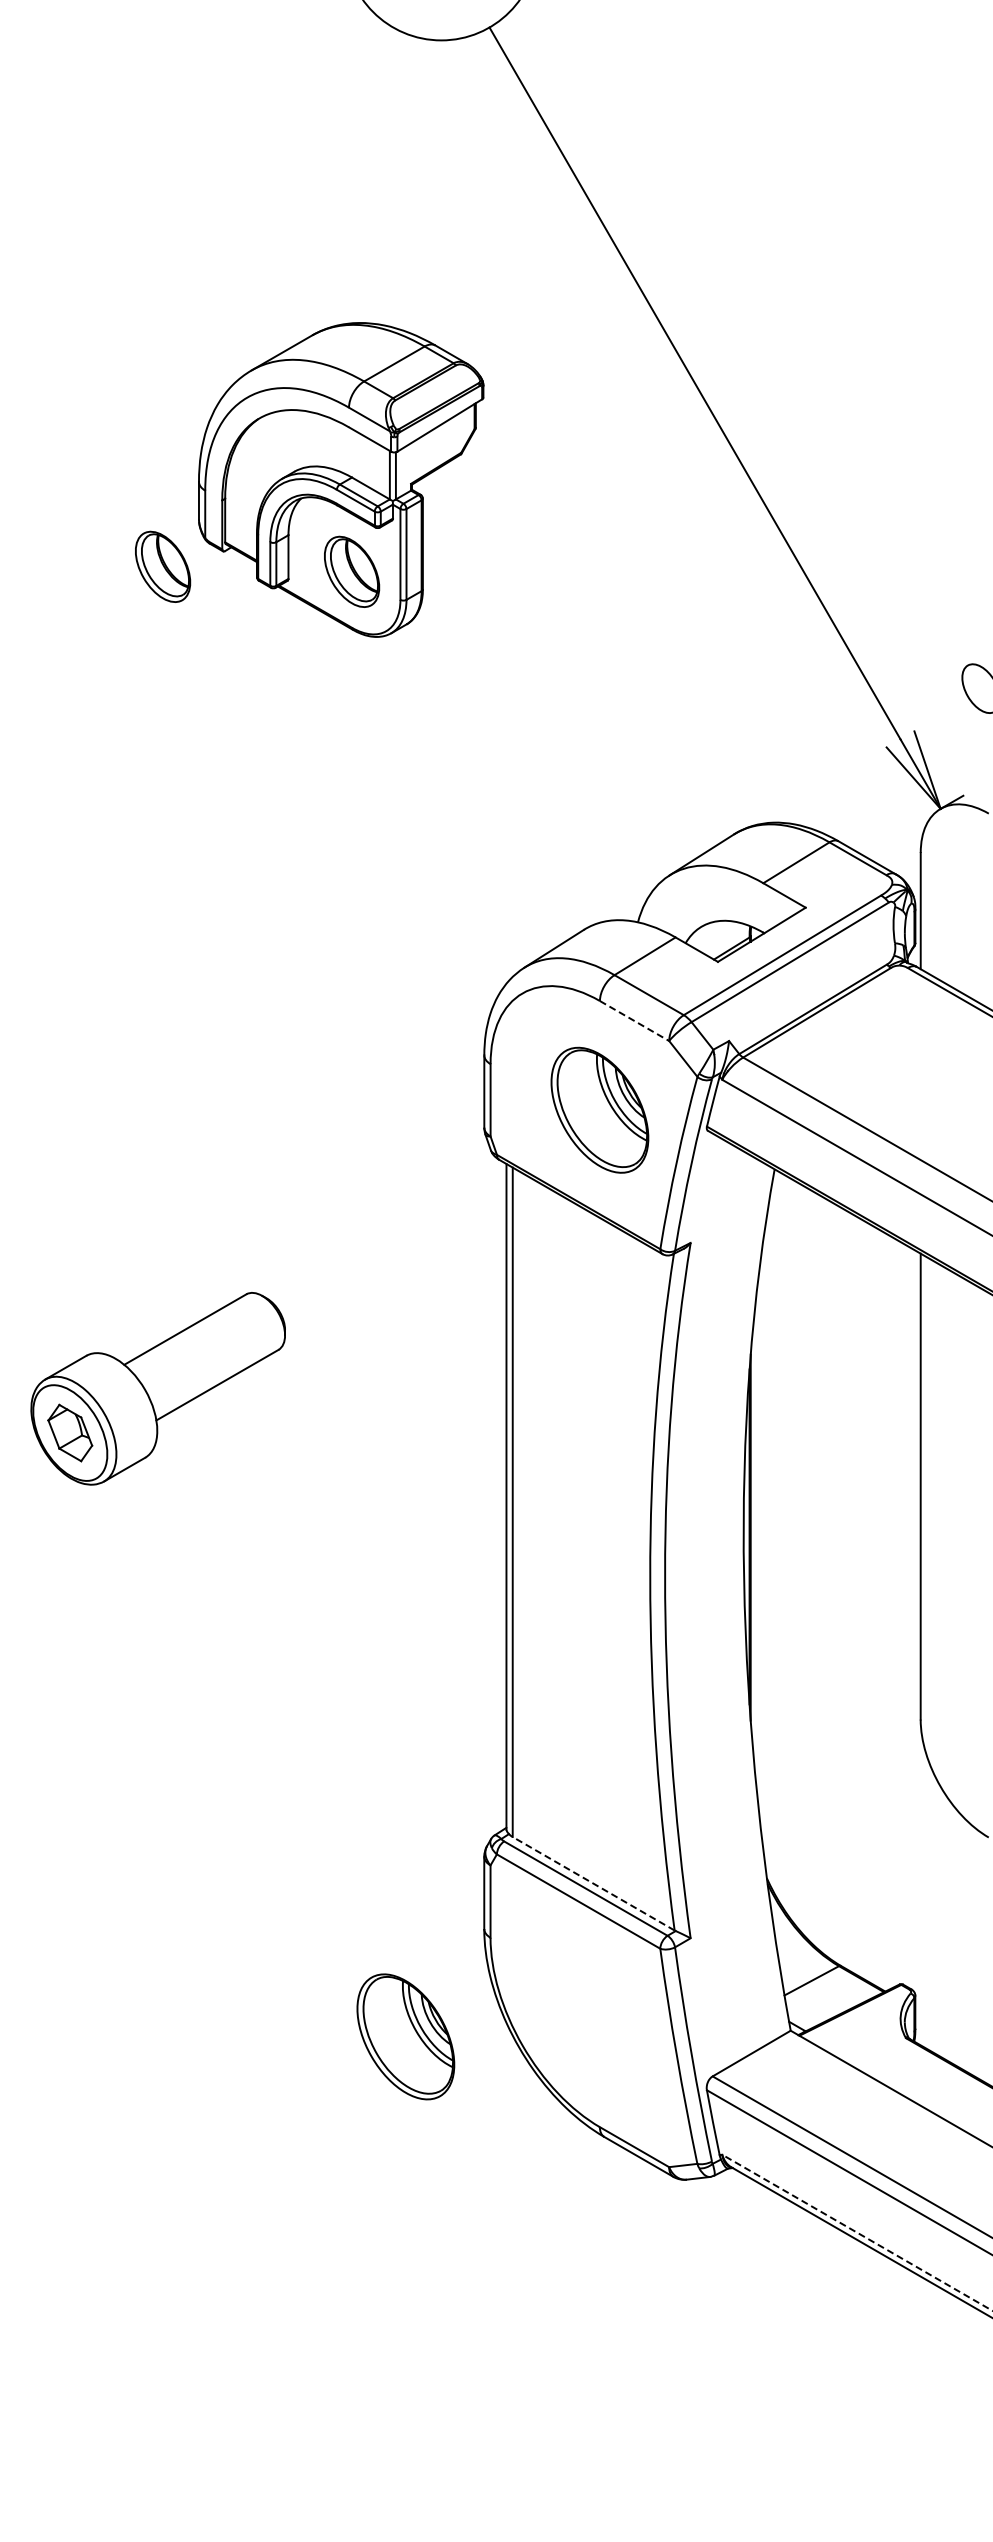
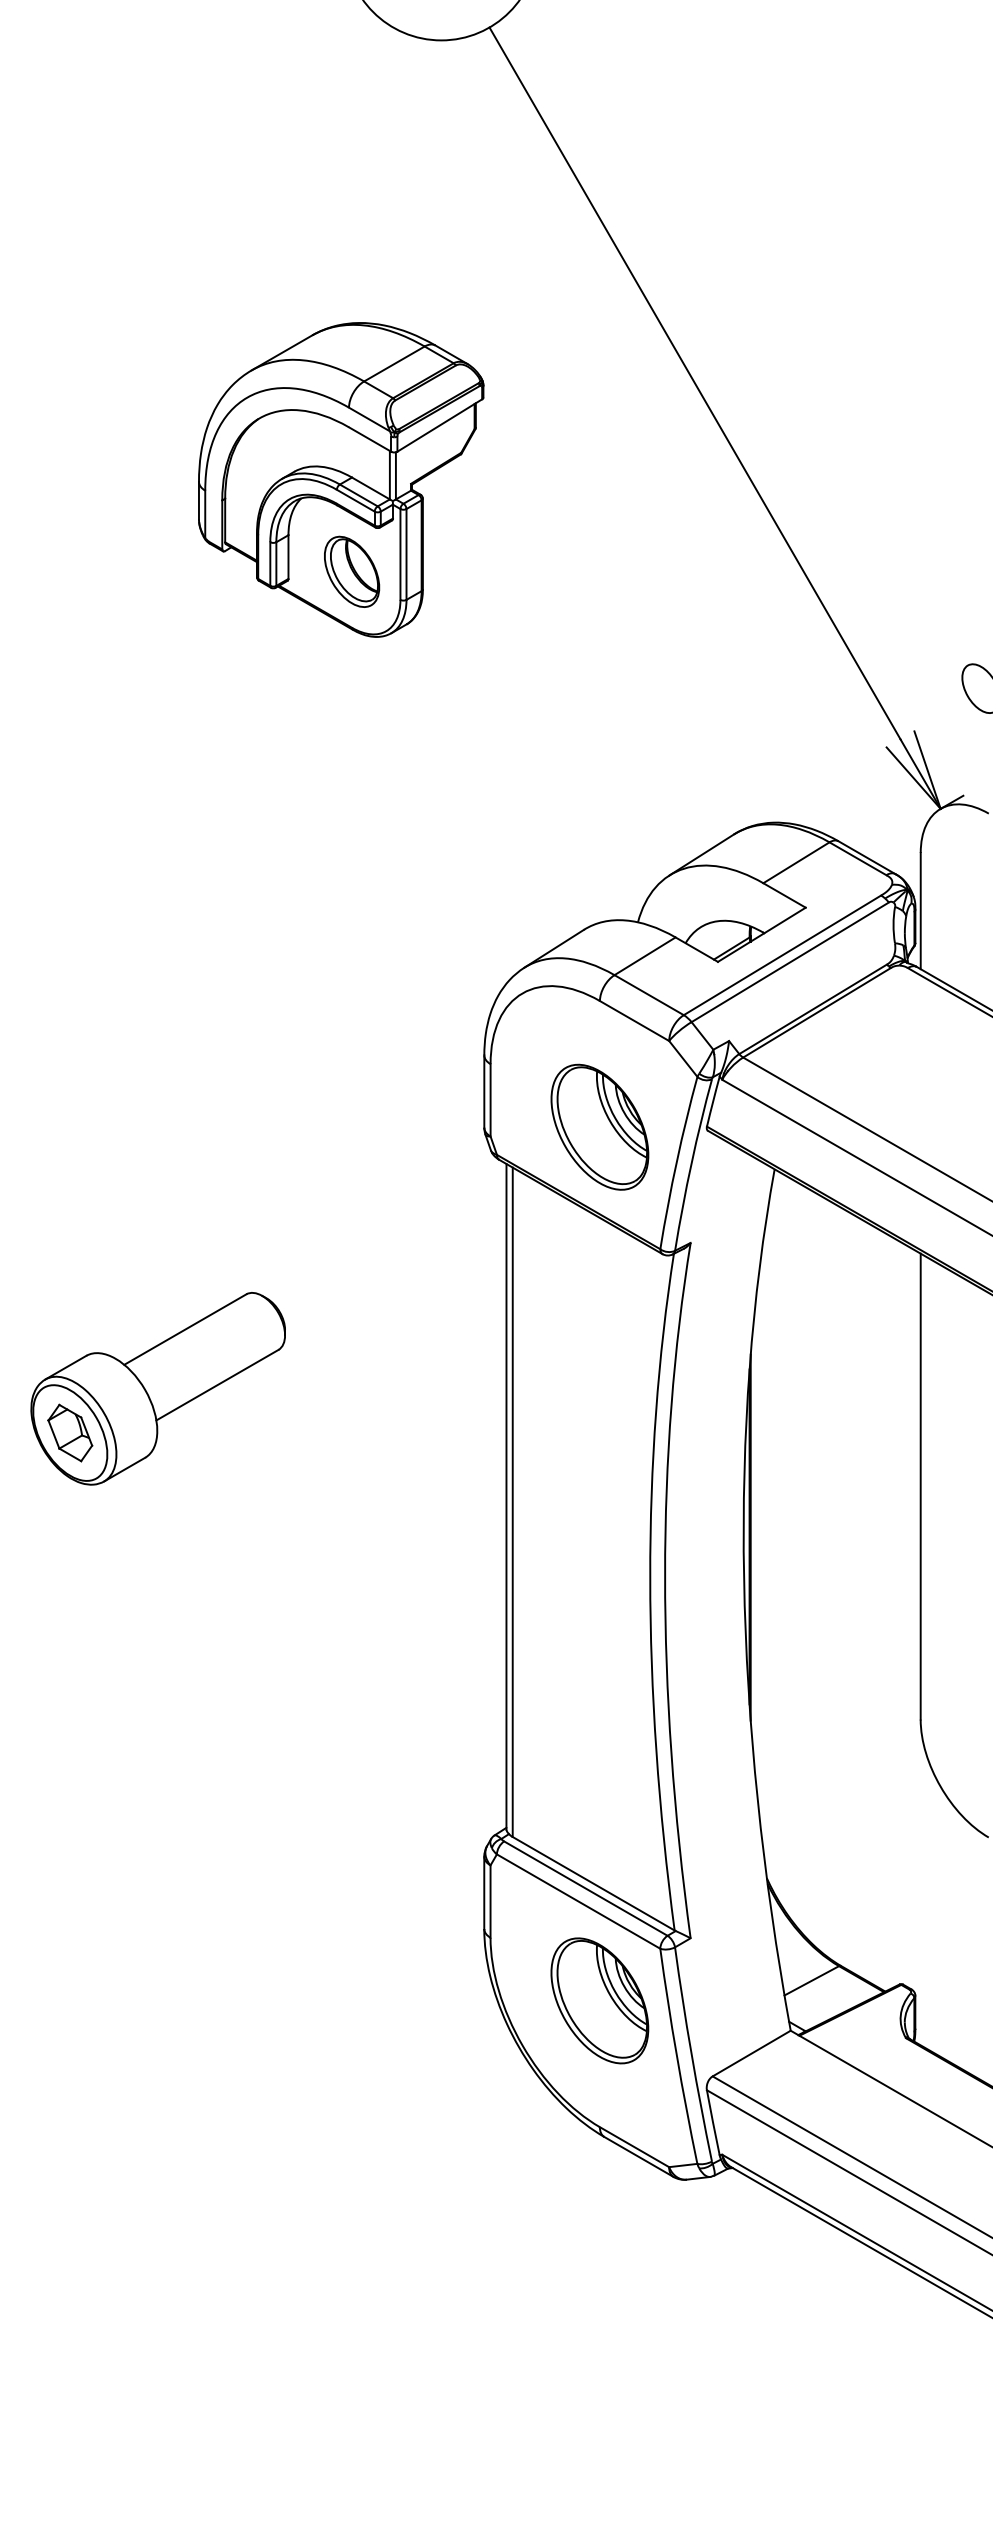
part: present -> none (163, 566)
line: dashed -> solid (634, 1021)
part position: (599, 1109) -> (599, 1126) (599, 1126)
line: dashed -> solid (593, 1883)
part position: (405, 2036) -> (599, 2000) (599, 2000)
line: dashed -> solid (857, 2232)
